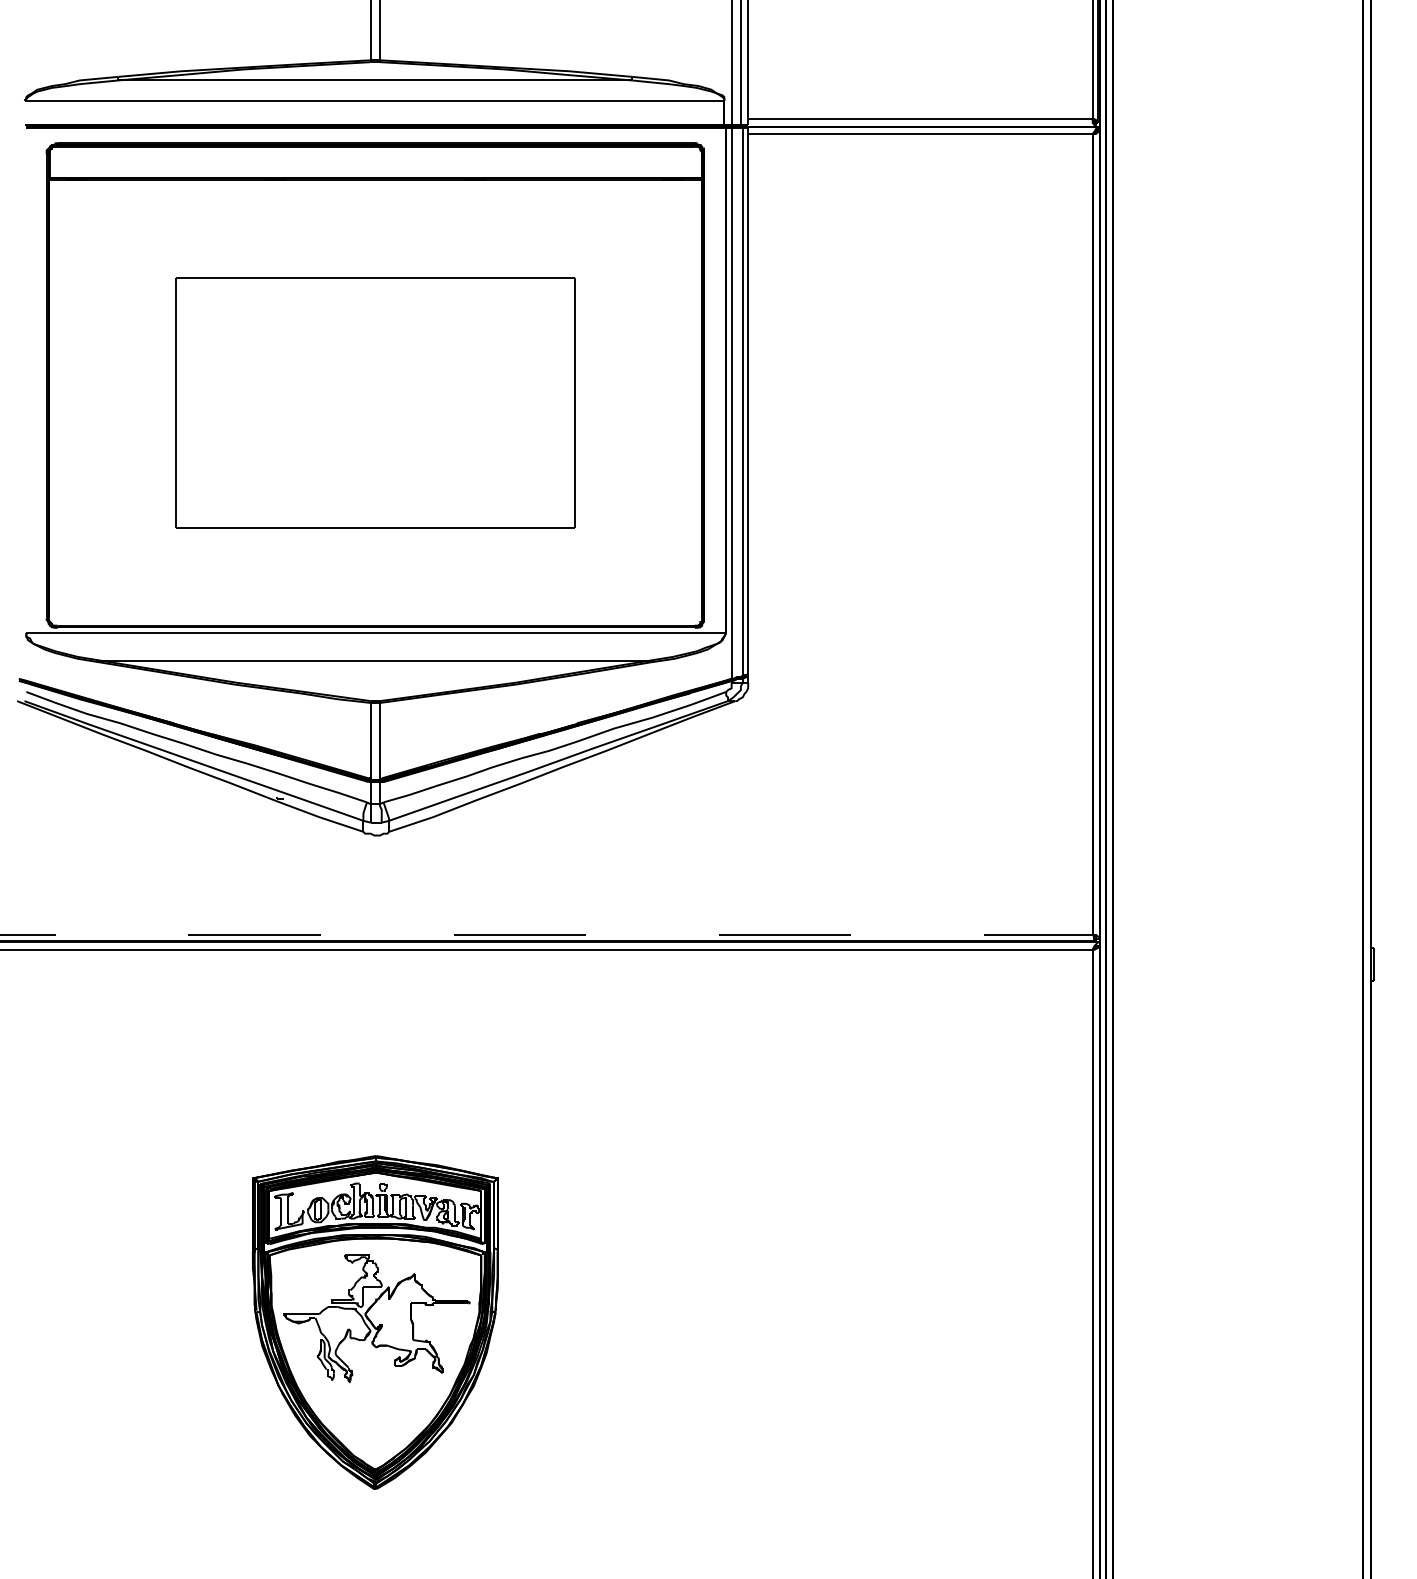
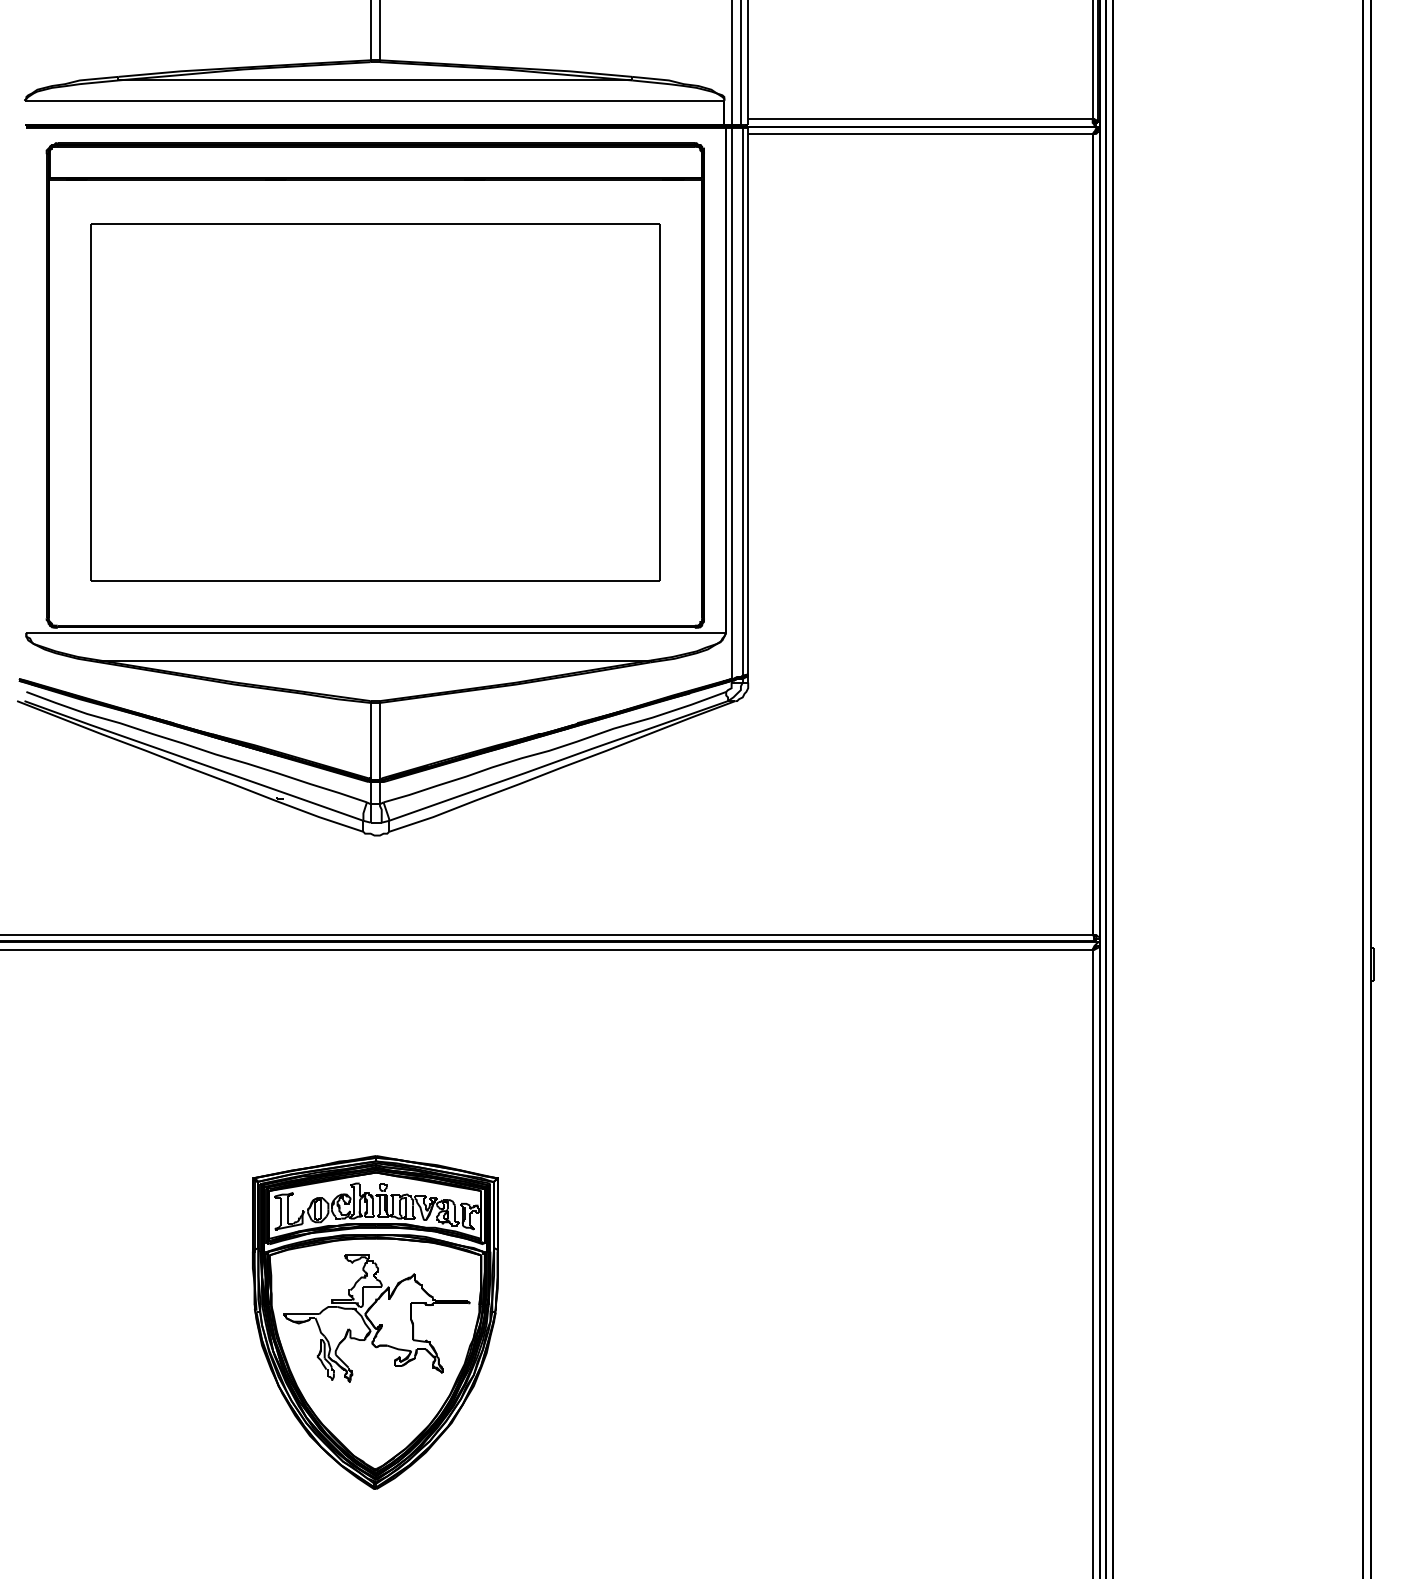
part size: 401x252 px -> 571x359 px (375, 402)
line: dashed -> solid (546, 934)
